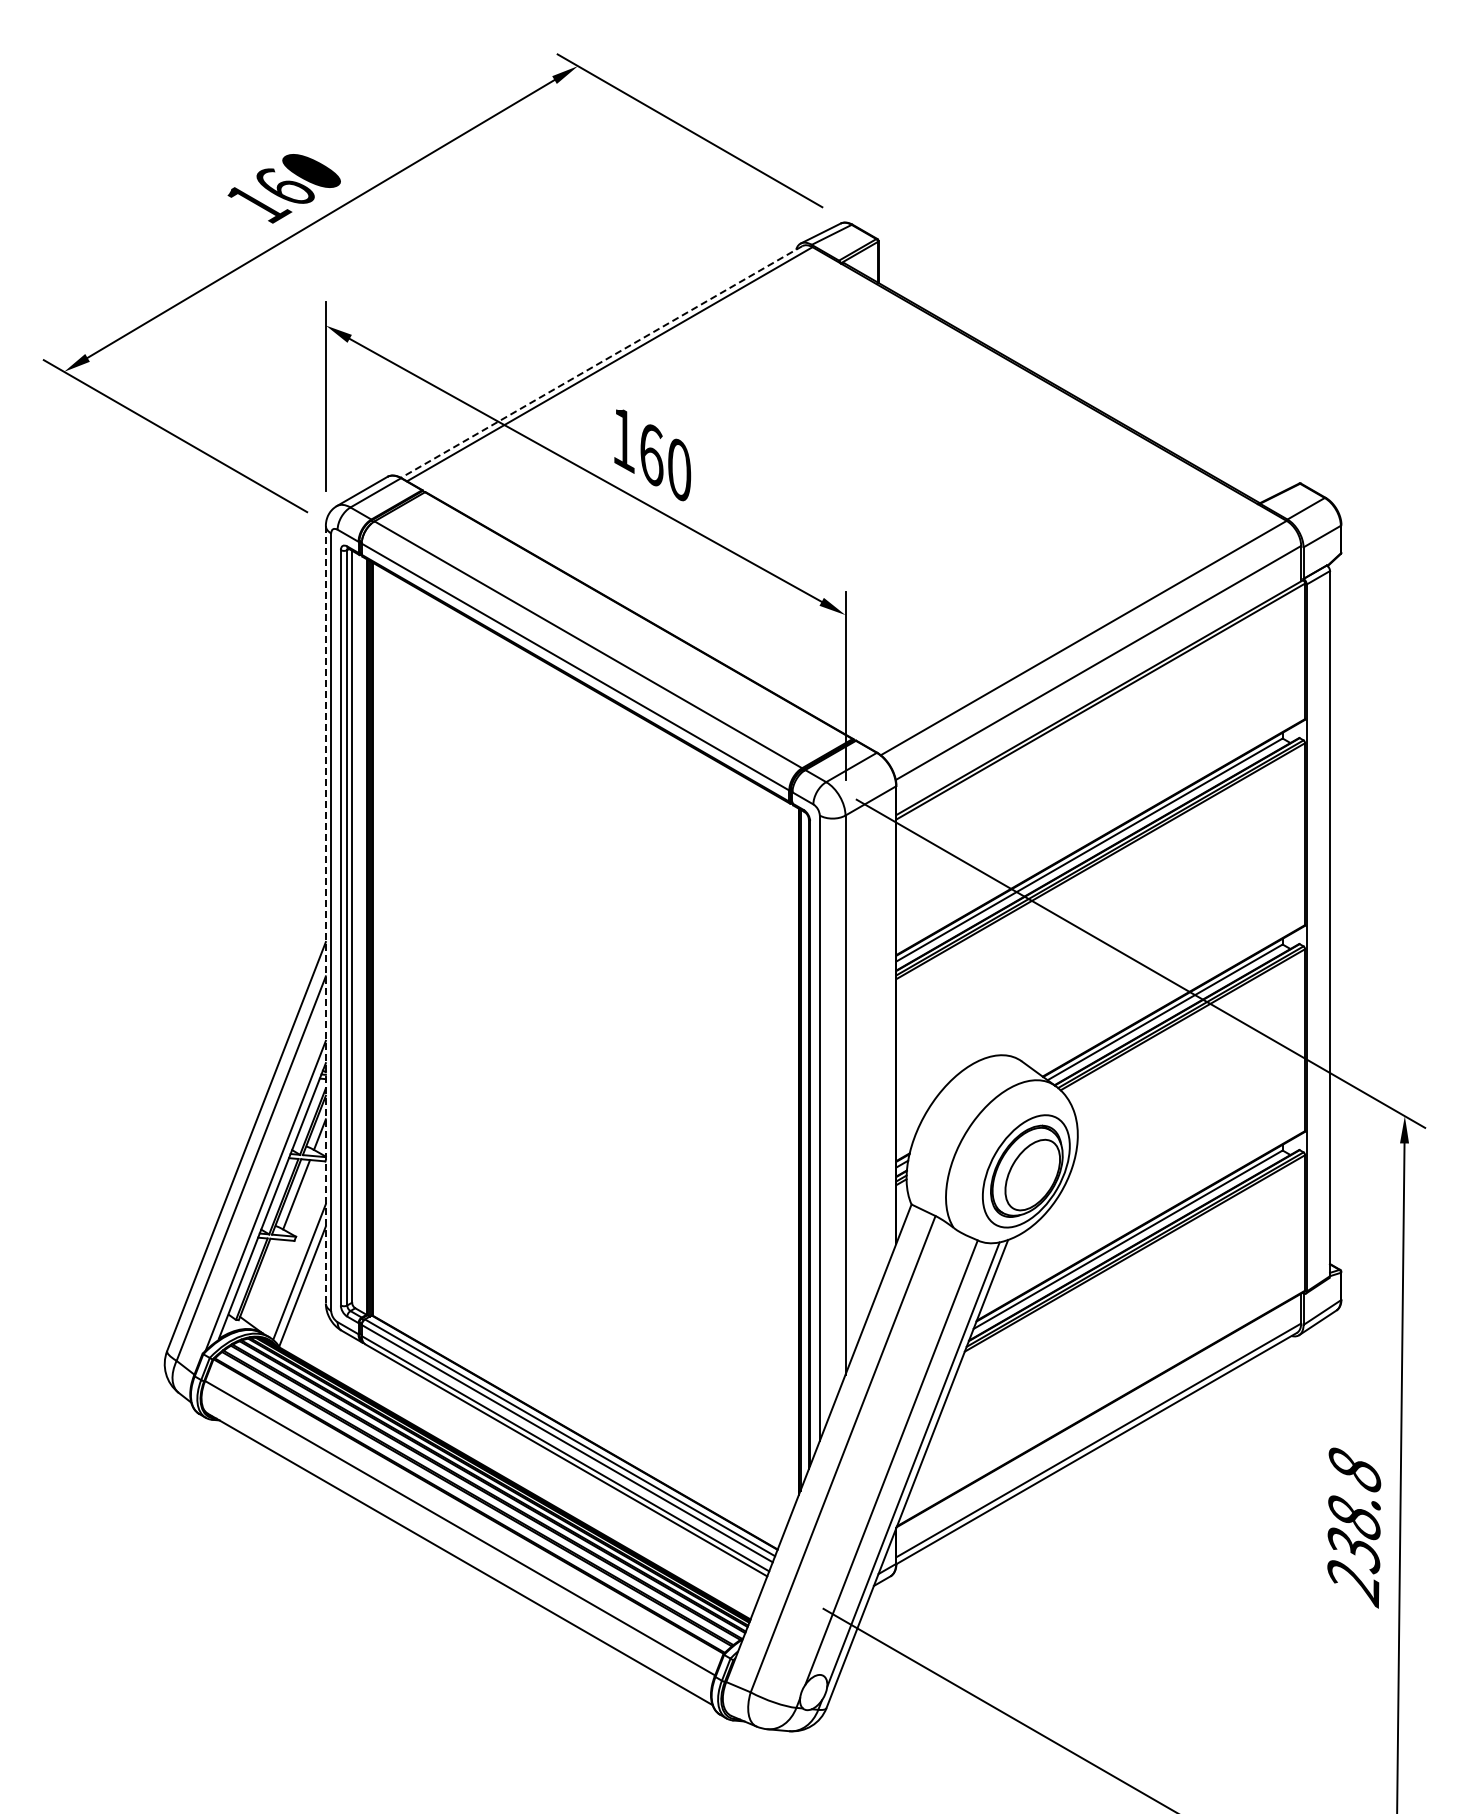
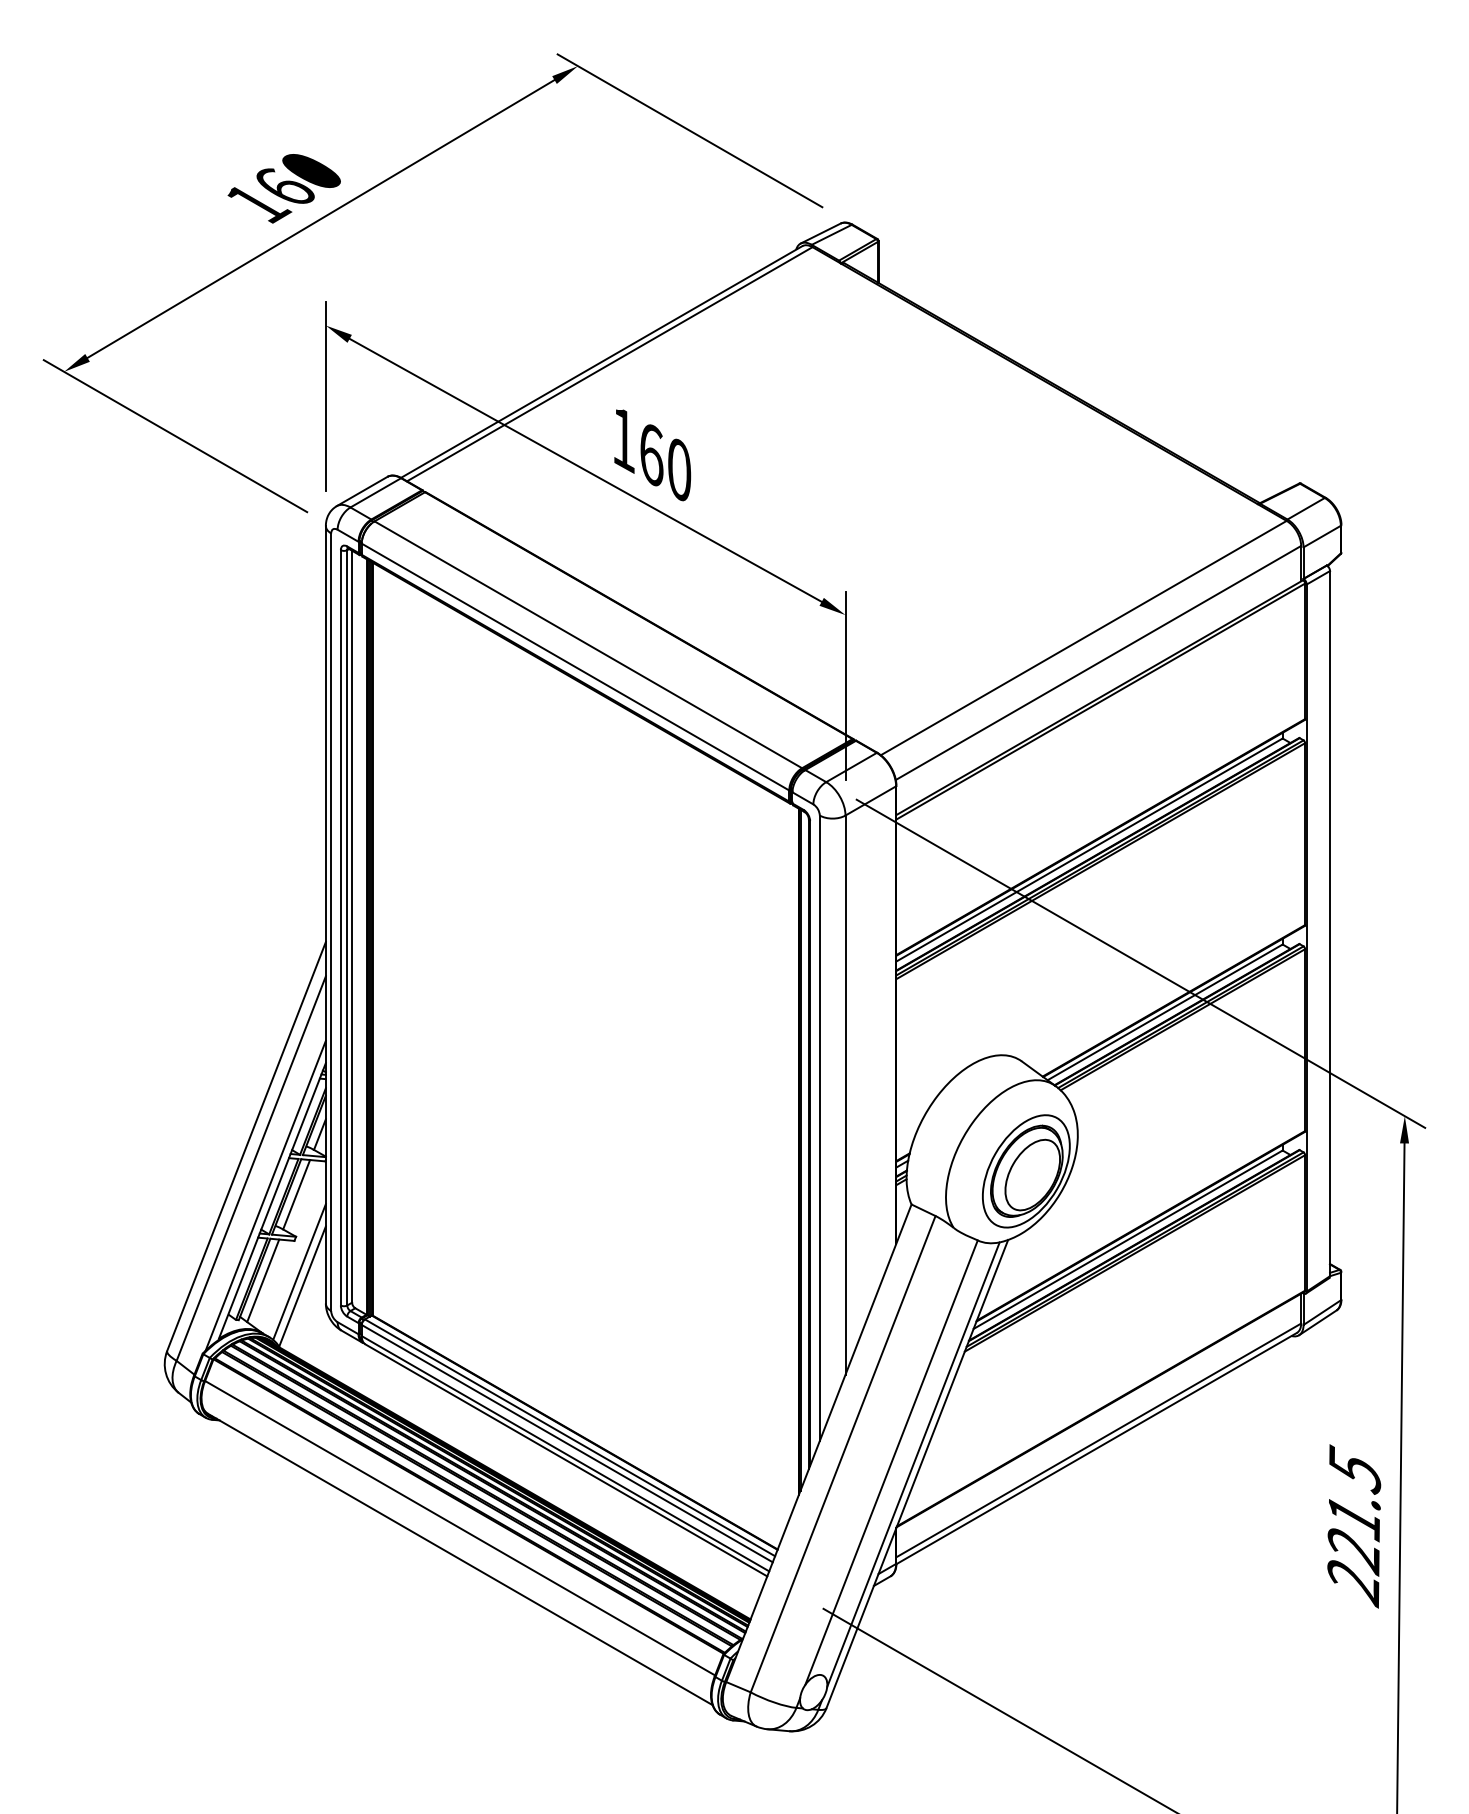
line: dashed -> solid (601, 362)
line: dashed -> solid (325, 914)
line: none -> present (263, 1280)
text: 238.8 -> 221.5 (1354, 1510)
